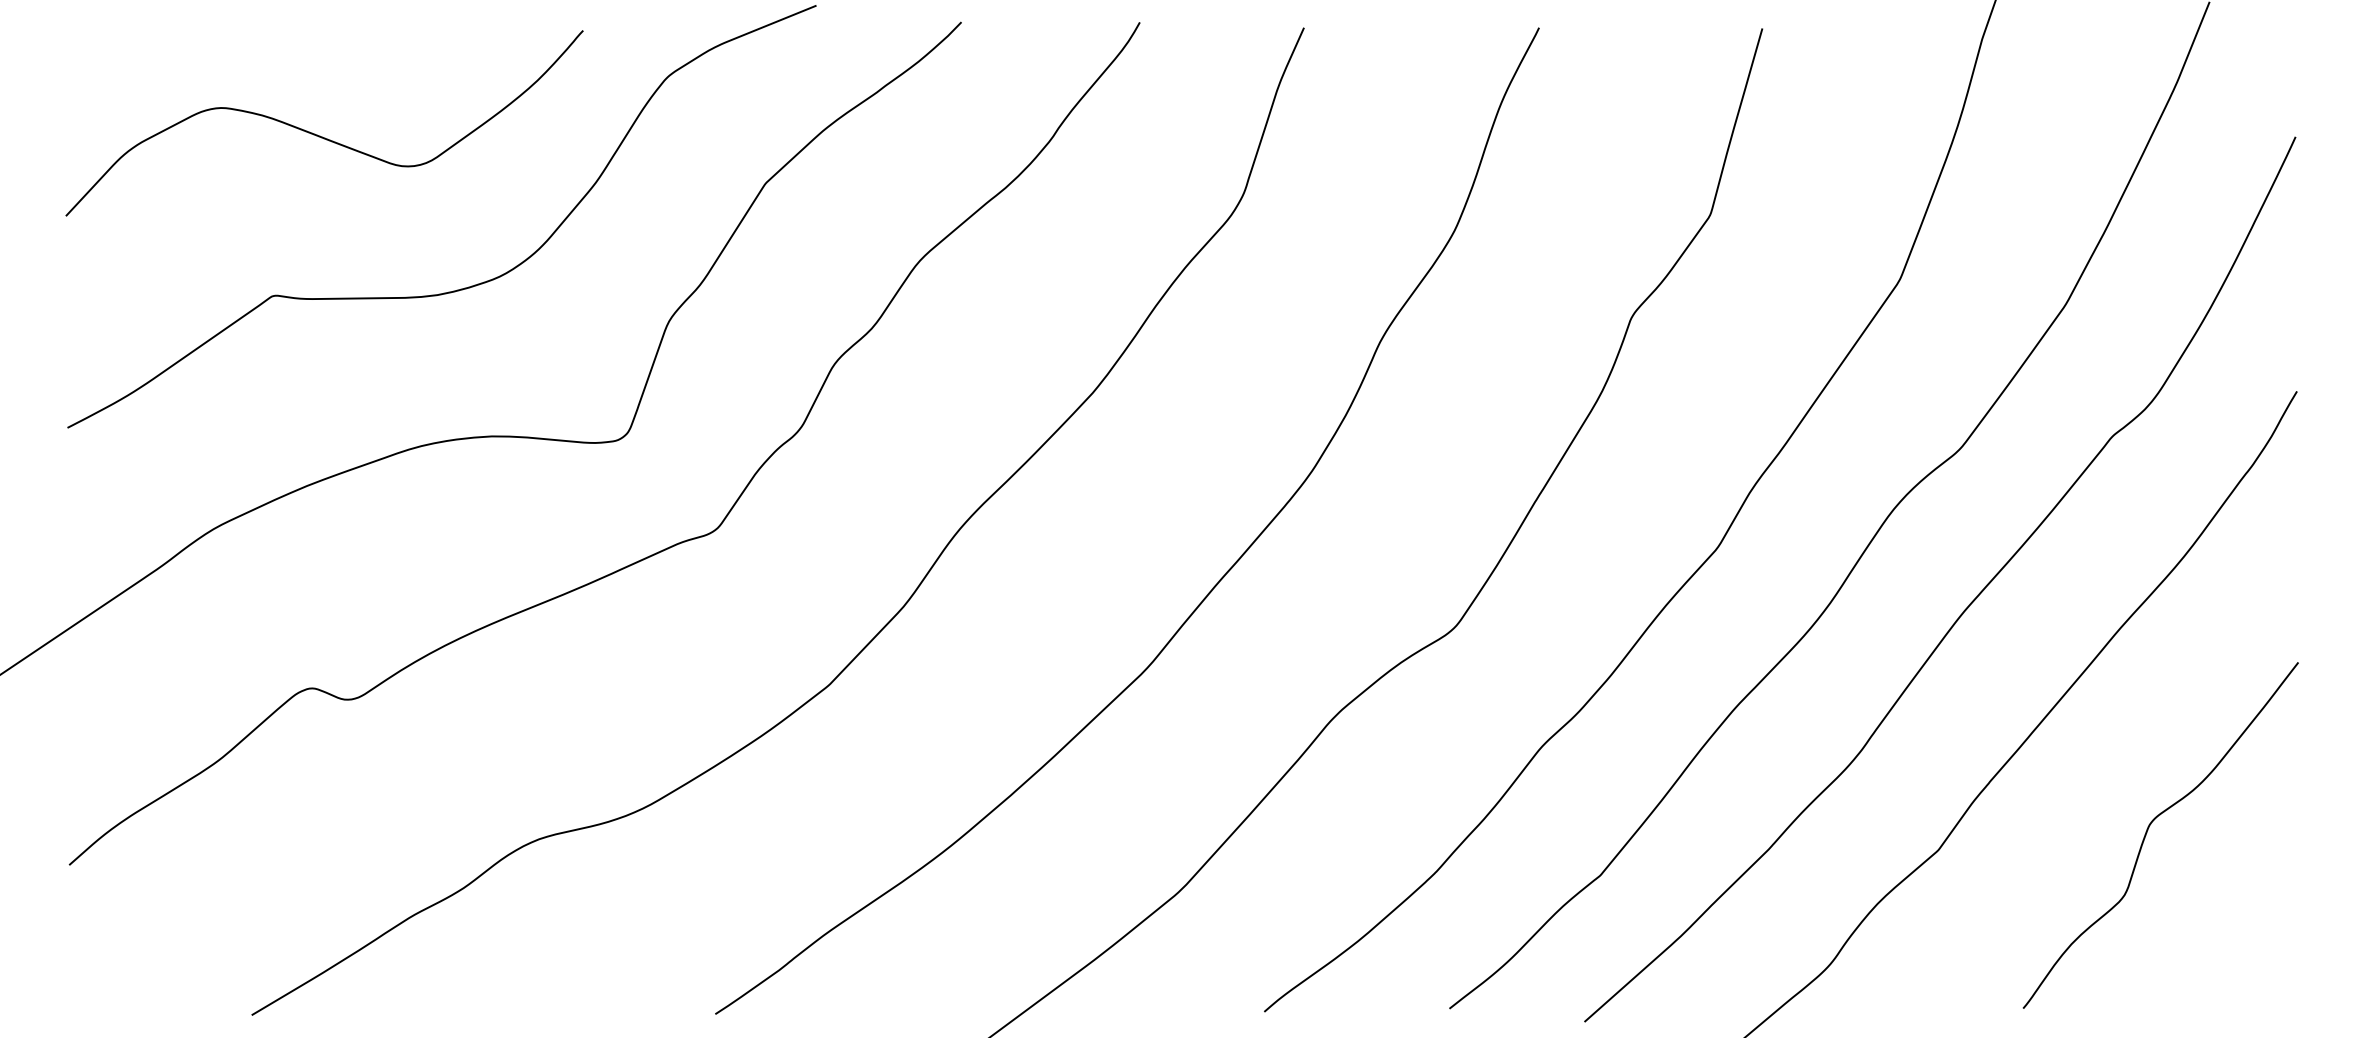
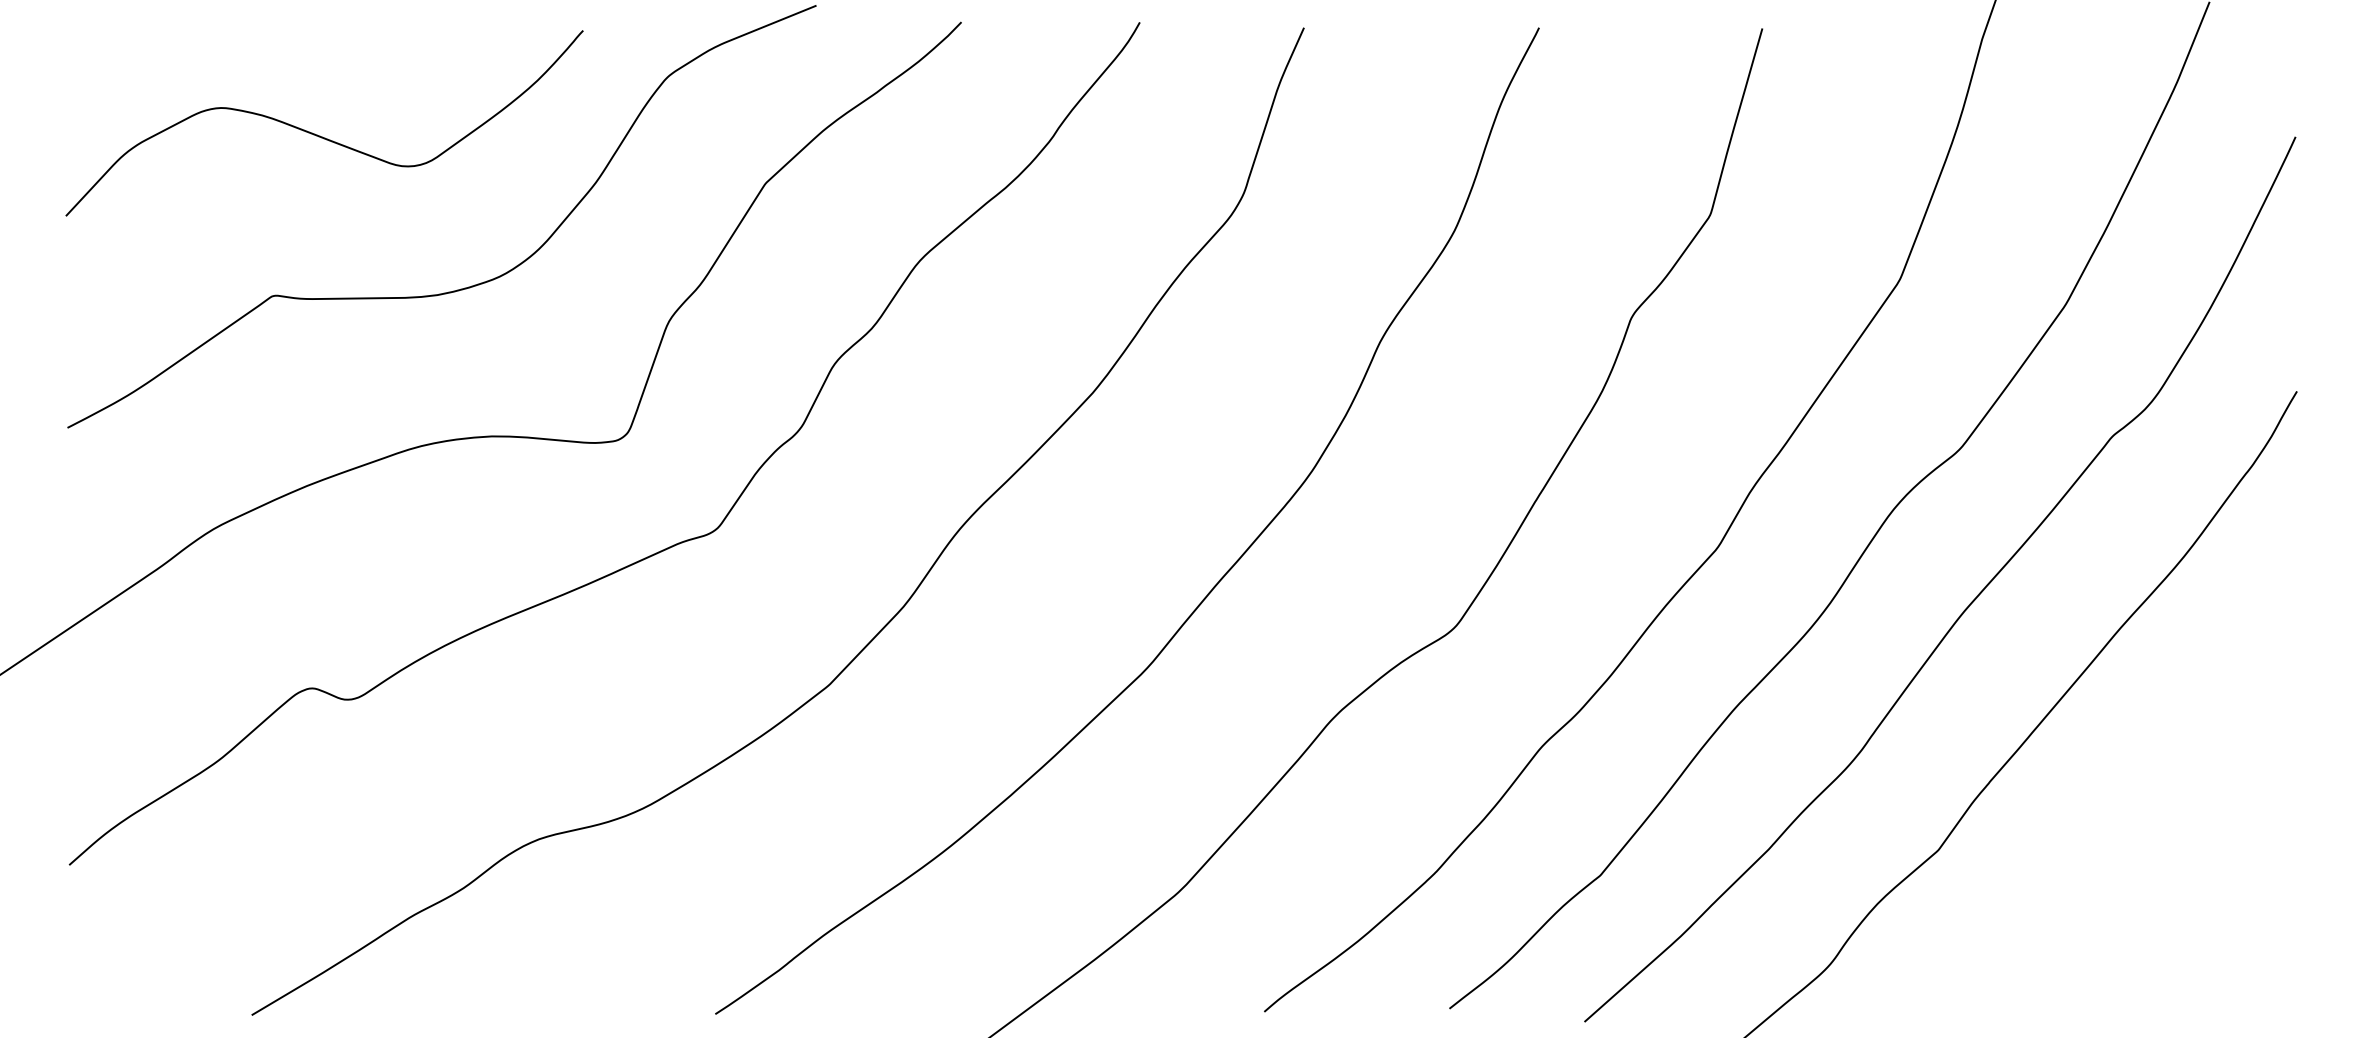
curve: present -> none (2148, 830)
